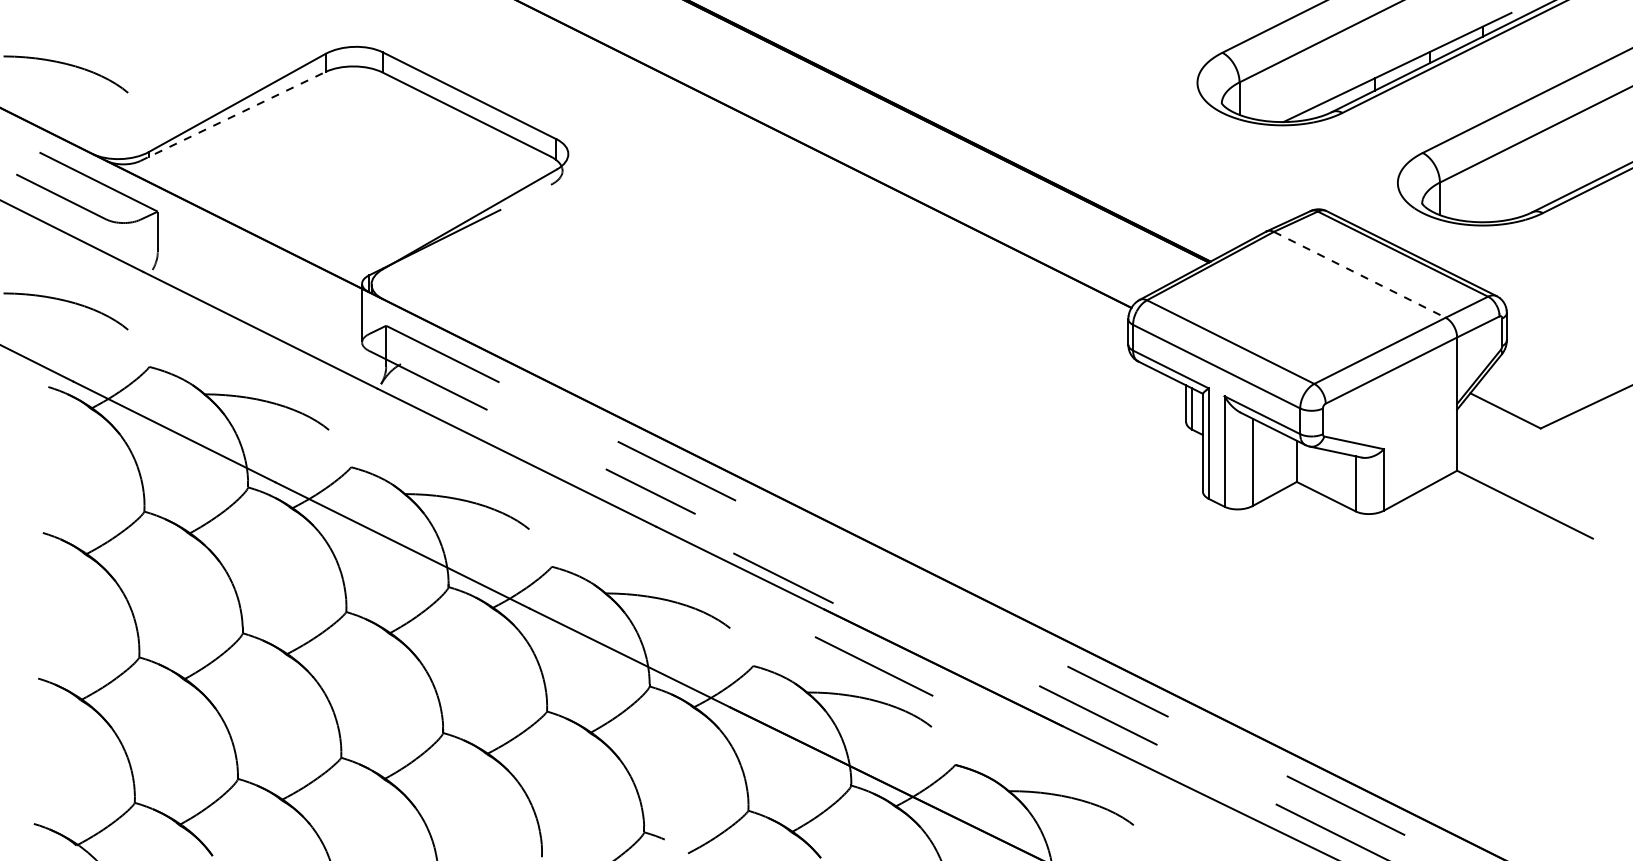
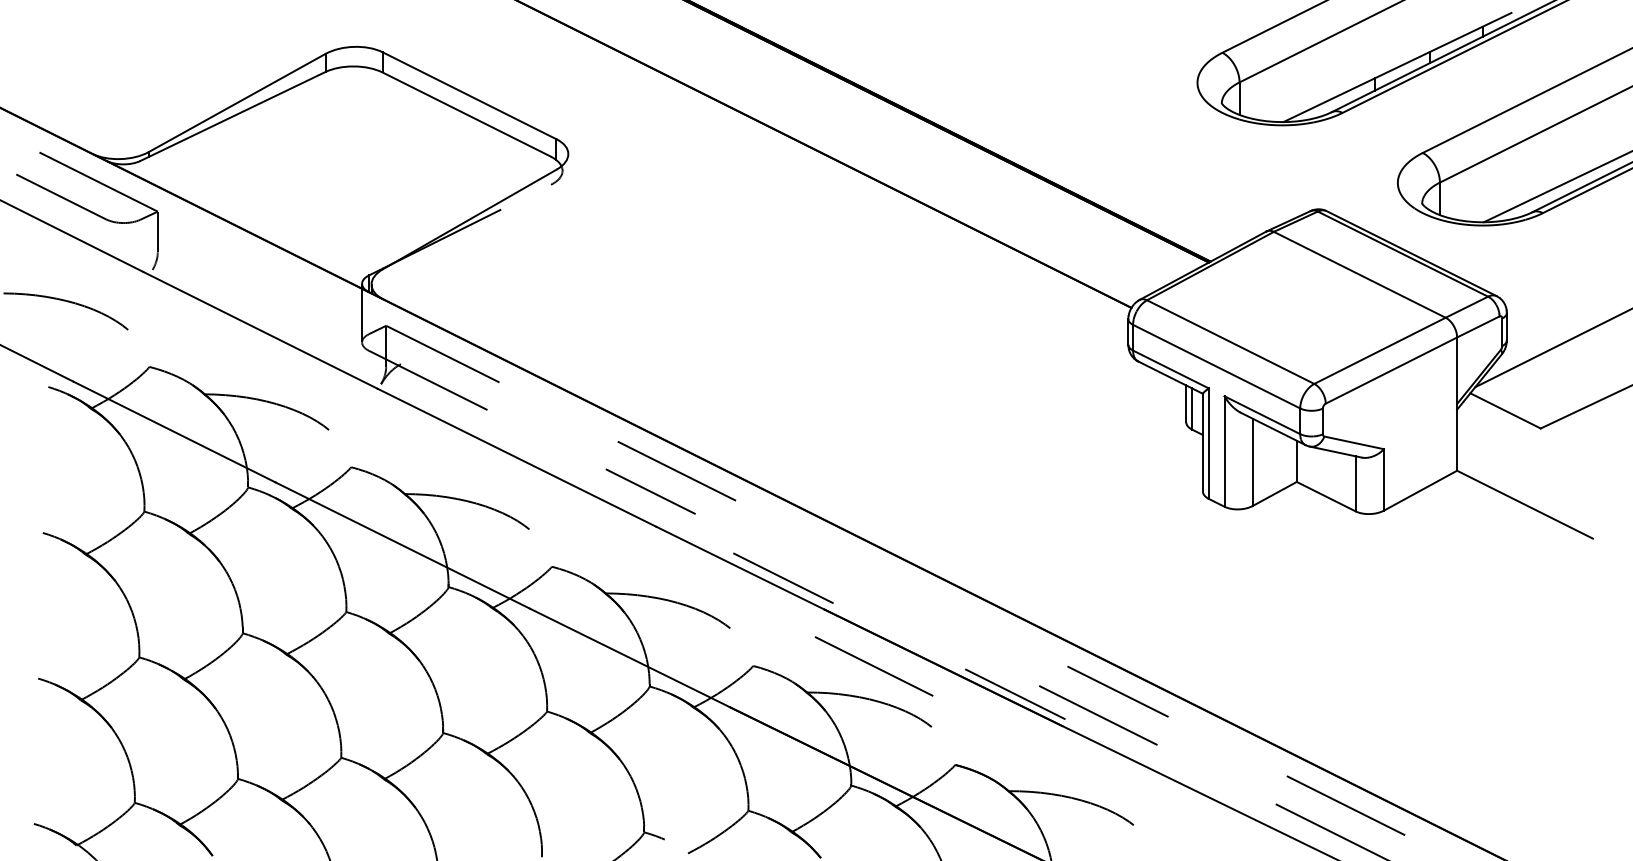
curve: present -> none (67, 65)
line: dashed -> solid (232, 116)
line: none -> present (1556, 187)
line: dashed -> solid (1360, 275)
line: none -> present (1552, 348)
line: none -> present (1015, 694)
